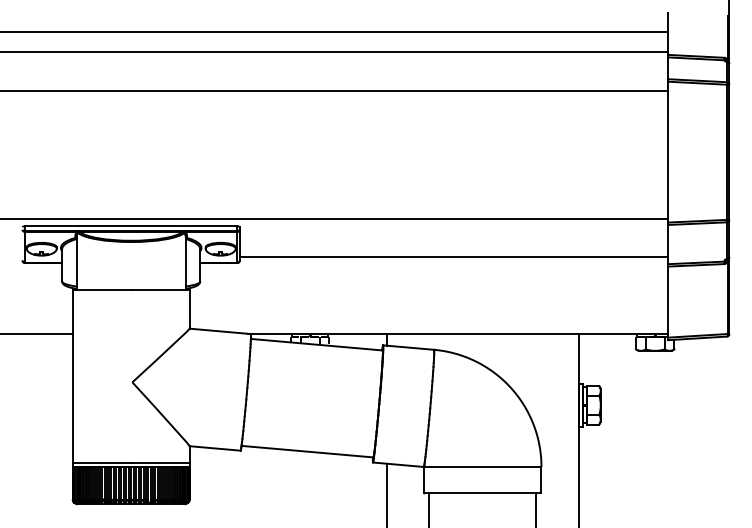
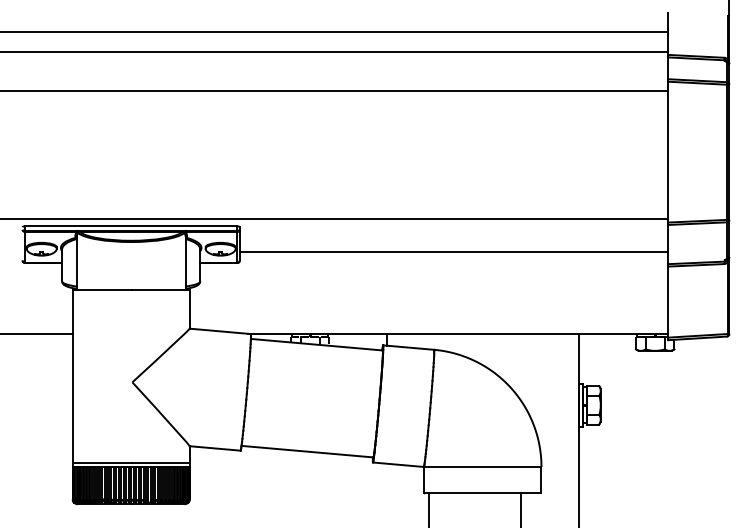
line position: (453, 257) -> (453, 252) (453, 252)
line: present -> none (386, 493)
line position: (536, 508) -> (521, 508) (521, 508)
